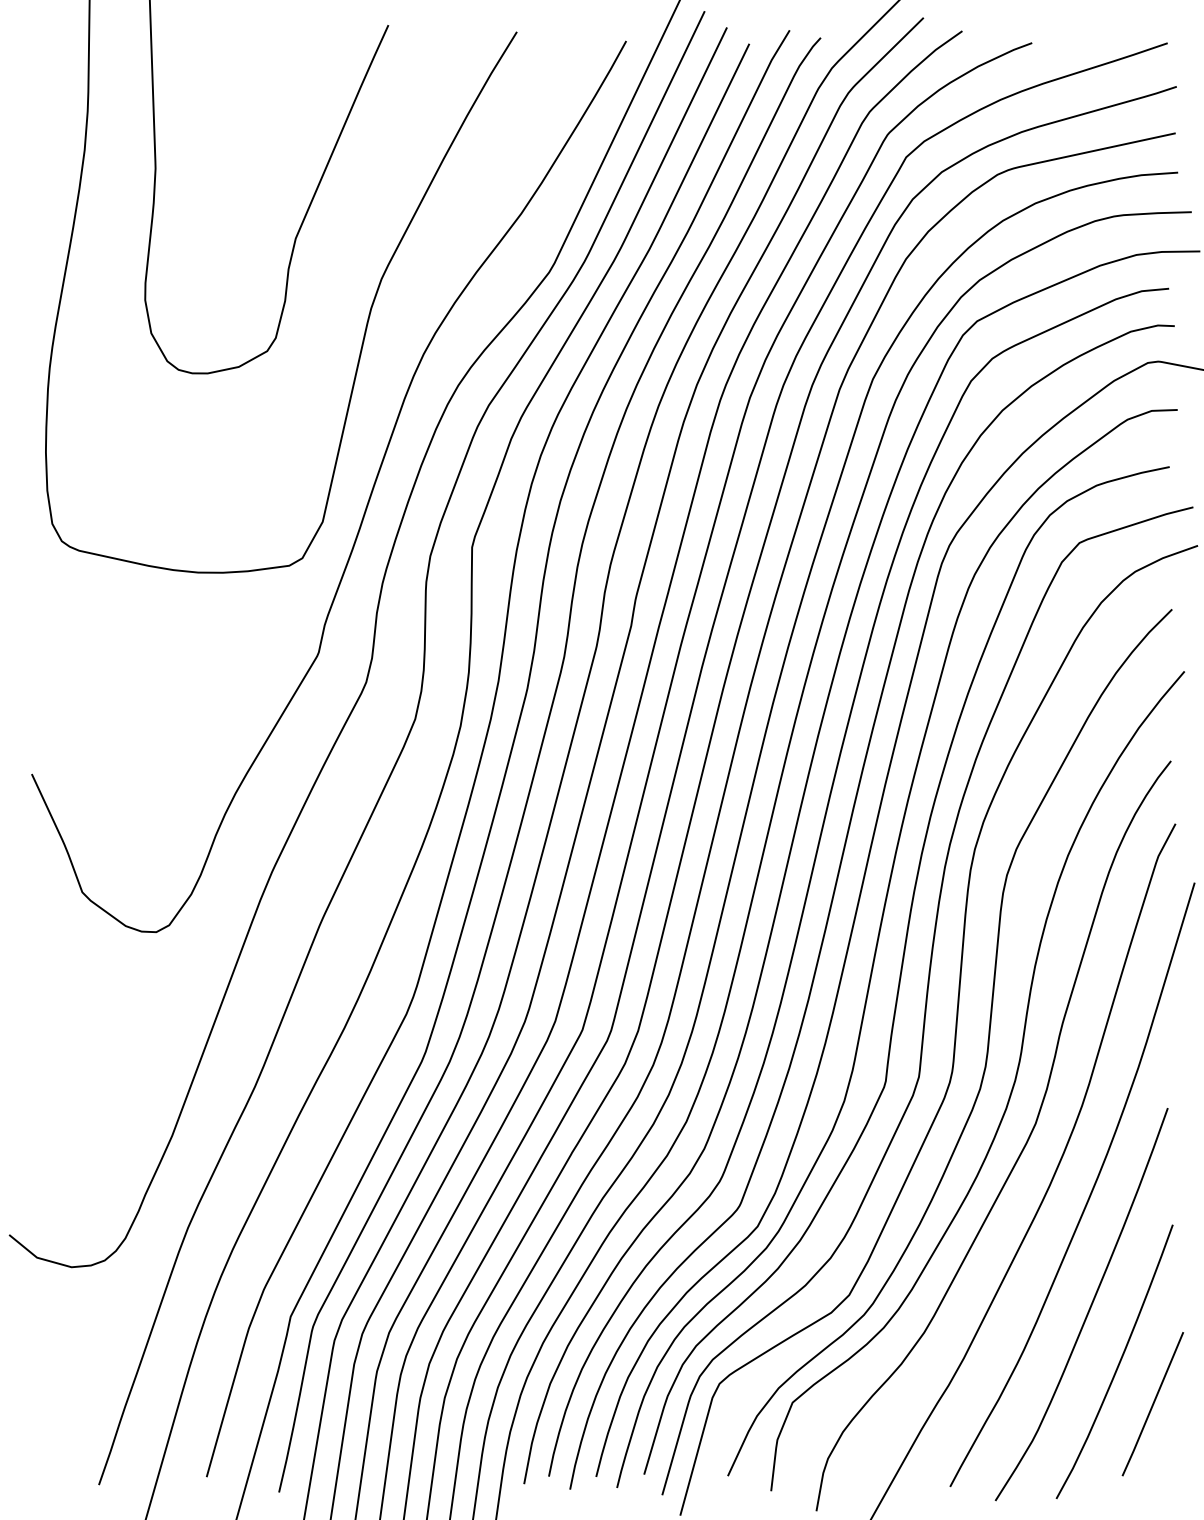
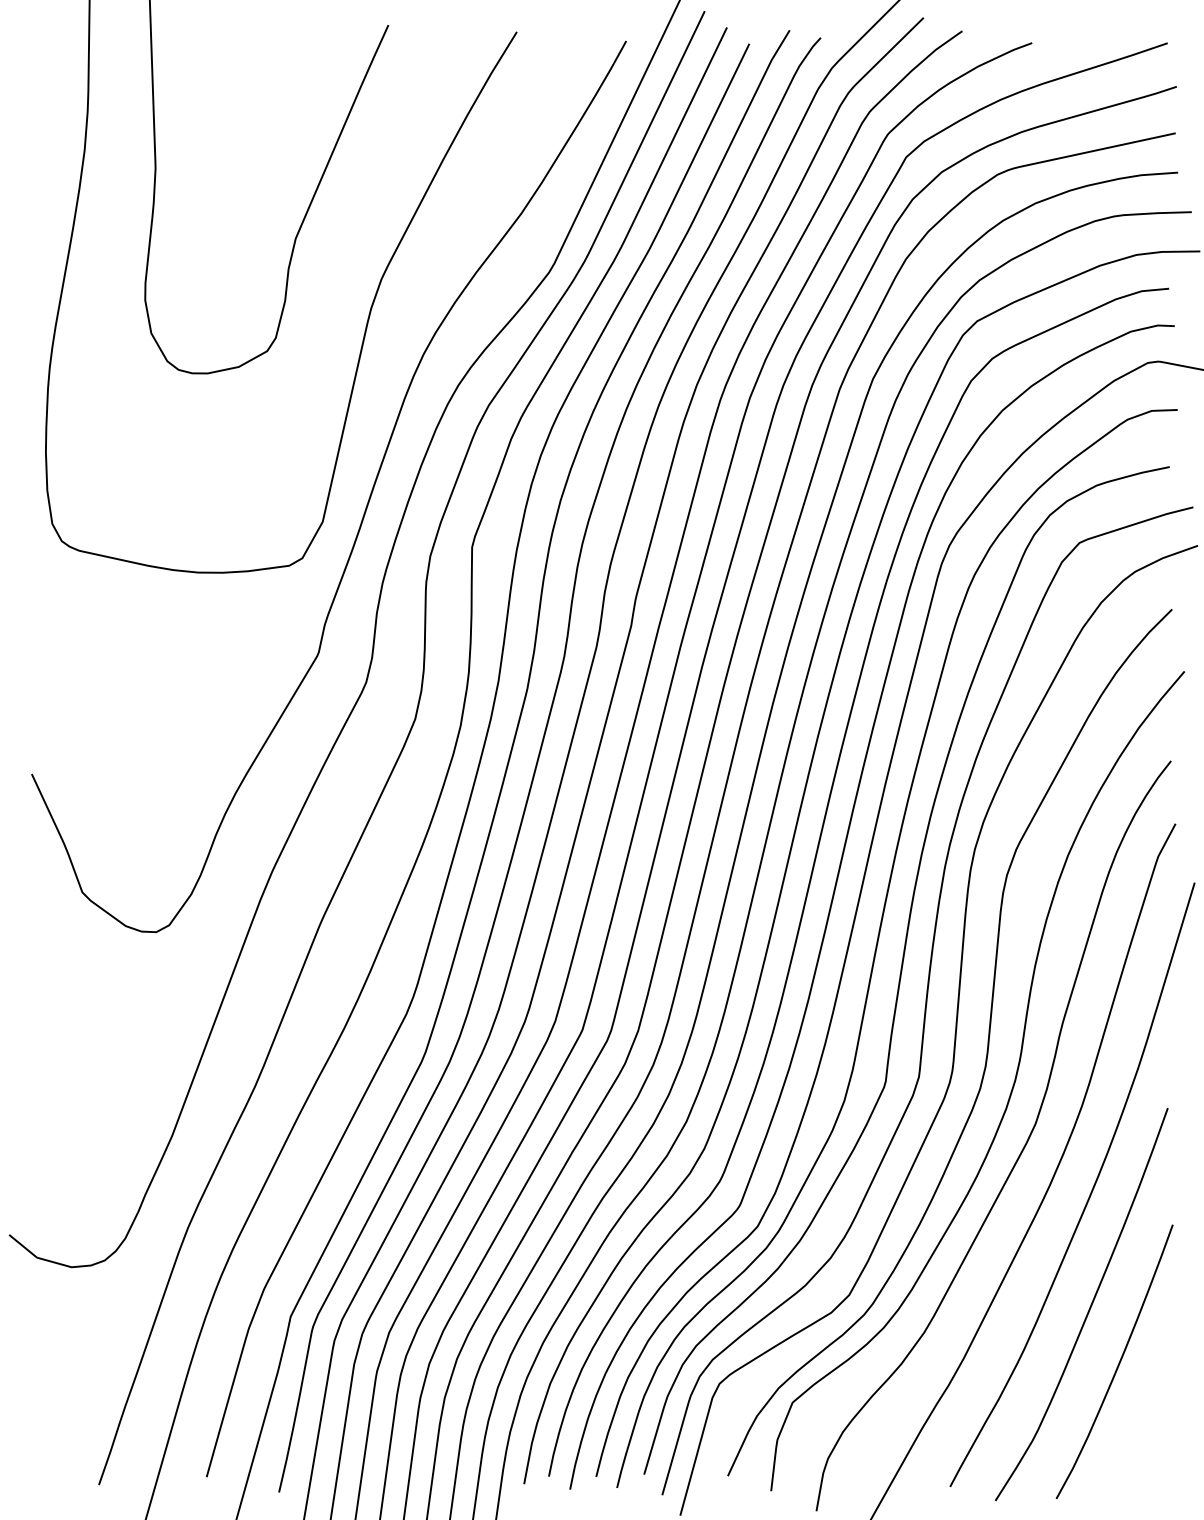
line: present -> none (1152, 1404)
